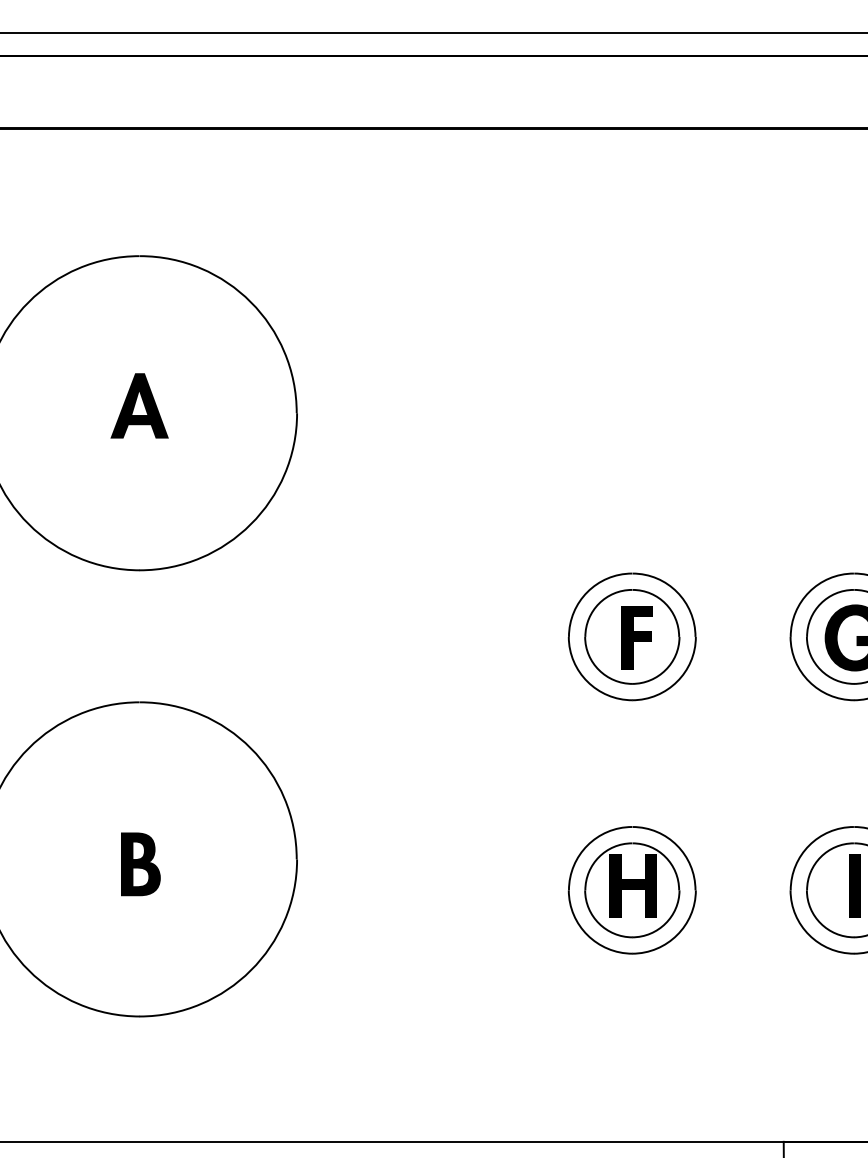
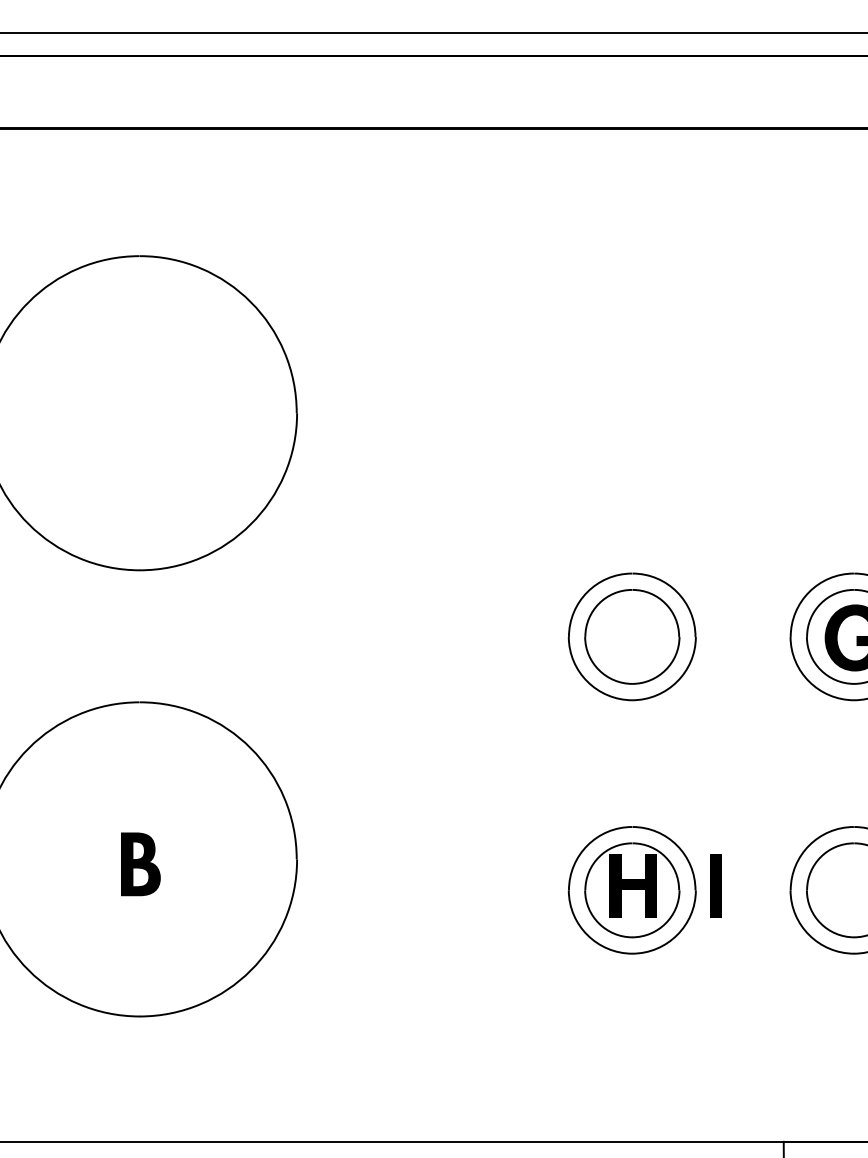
part: present -> none (139, 405)
fill: present -> none (636, 637)
part position: (854, 885) -> (715, 885) (715, 885)
